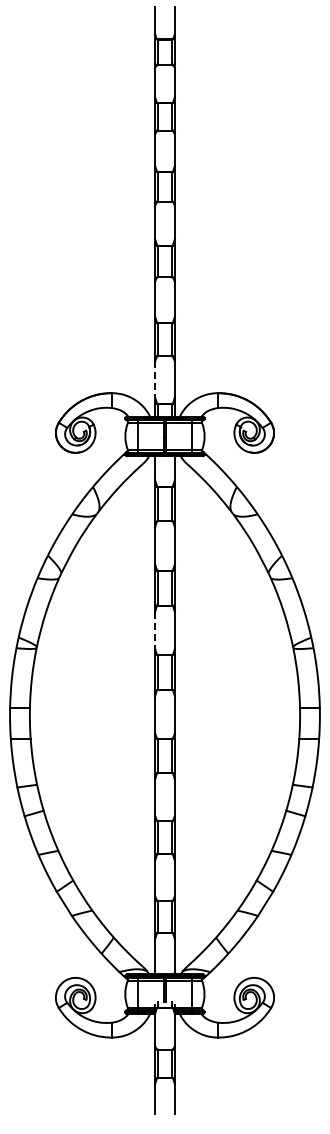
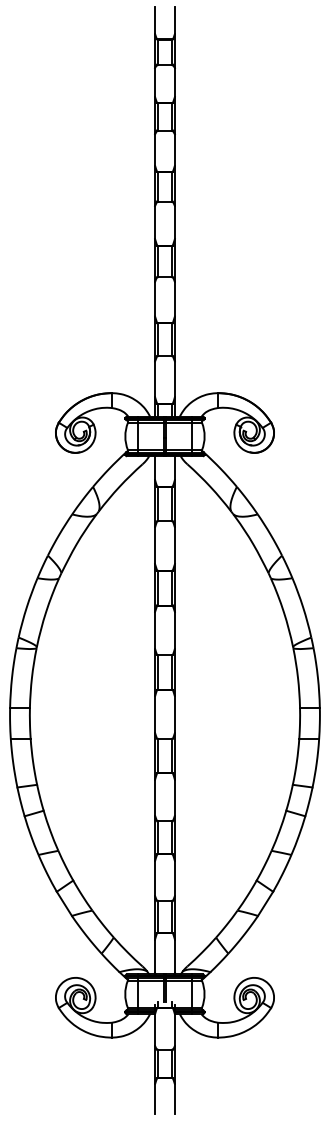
line: dashed -> solid (155, 379)
line: dashed -> solid (155, 630)
